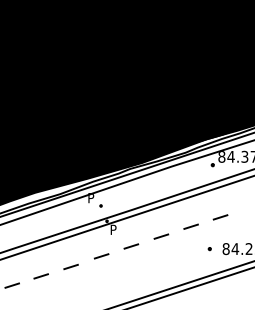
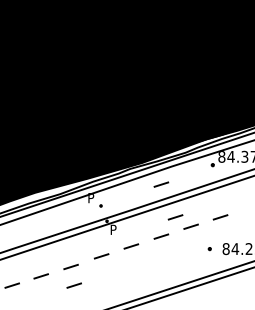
line: none -> present (161, 184)
line: none -> present (175, 217)
line: none -> present (73, 285)
